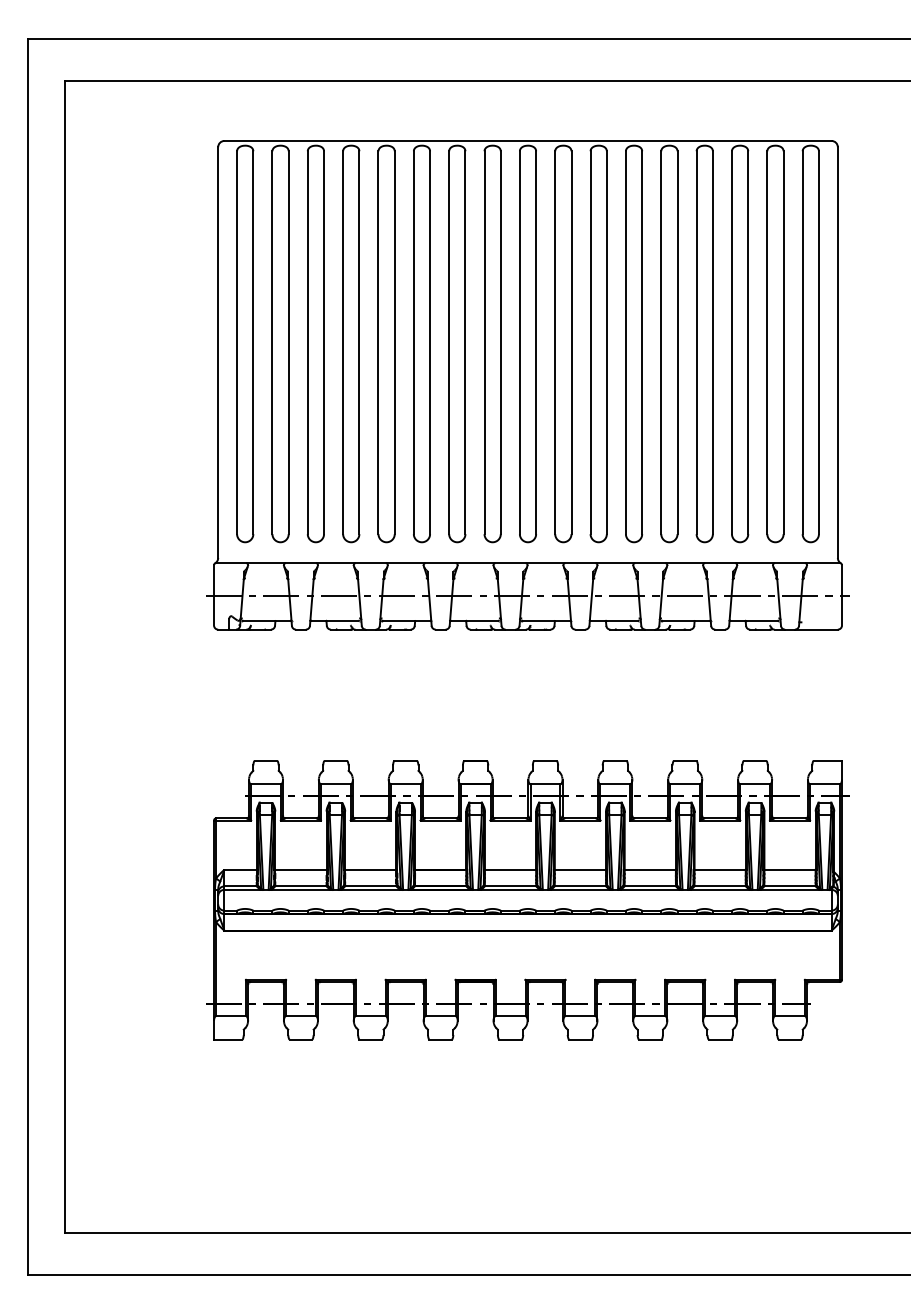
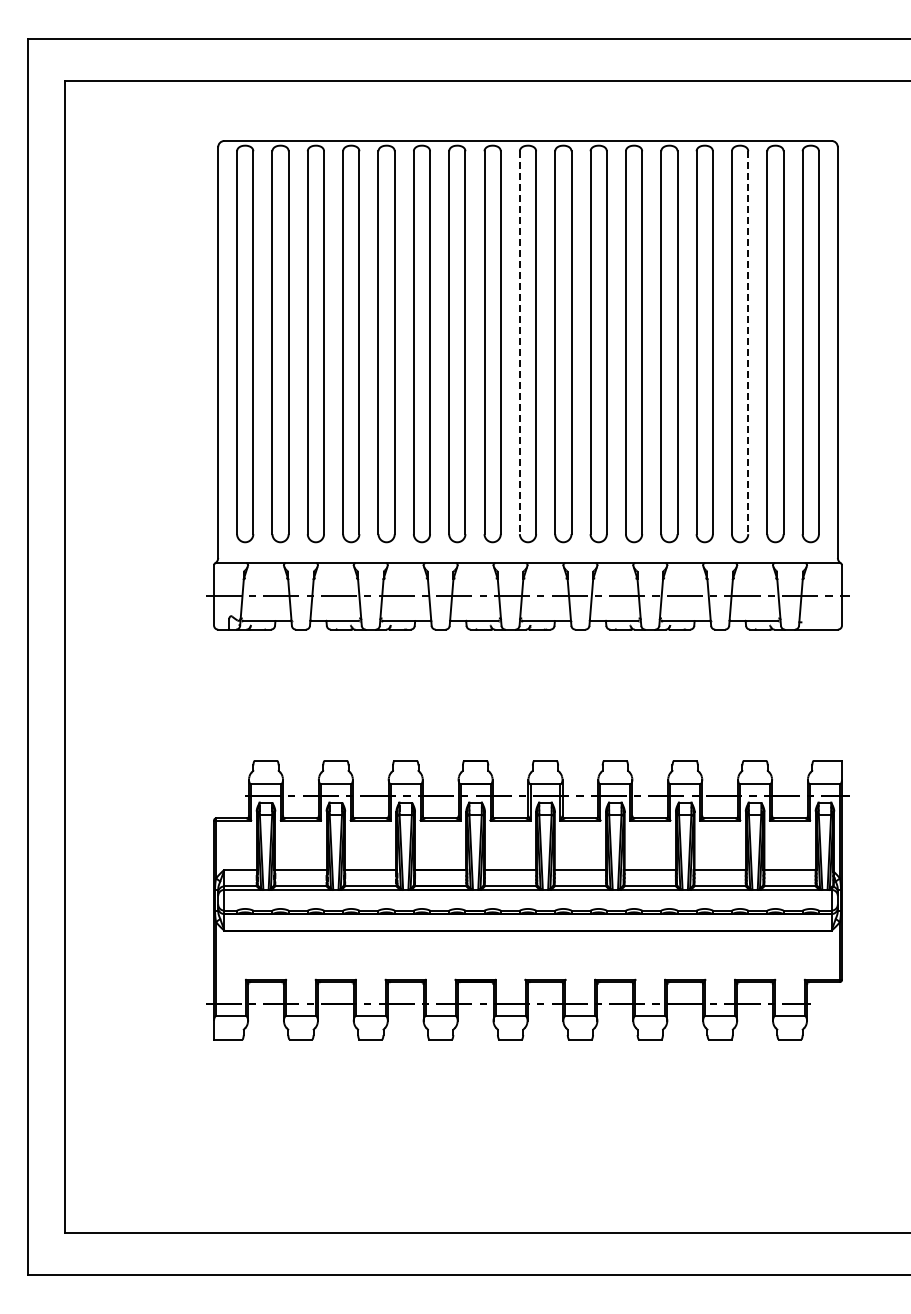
line: solid -> dashed (519, 343)
line: solid -> dashed (748, 343)
